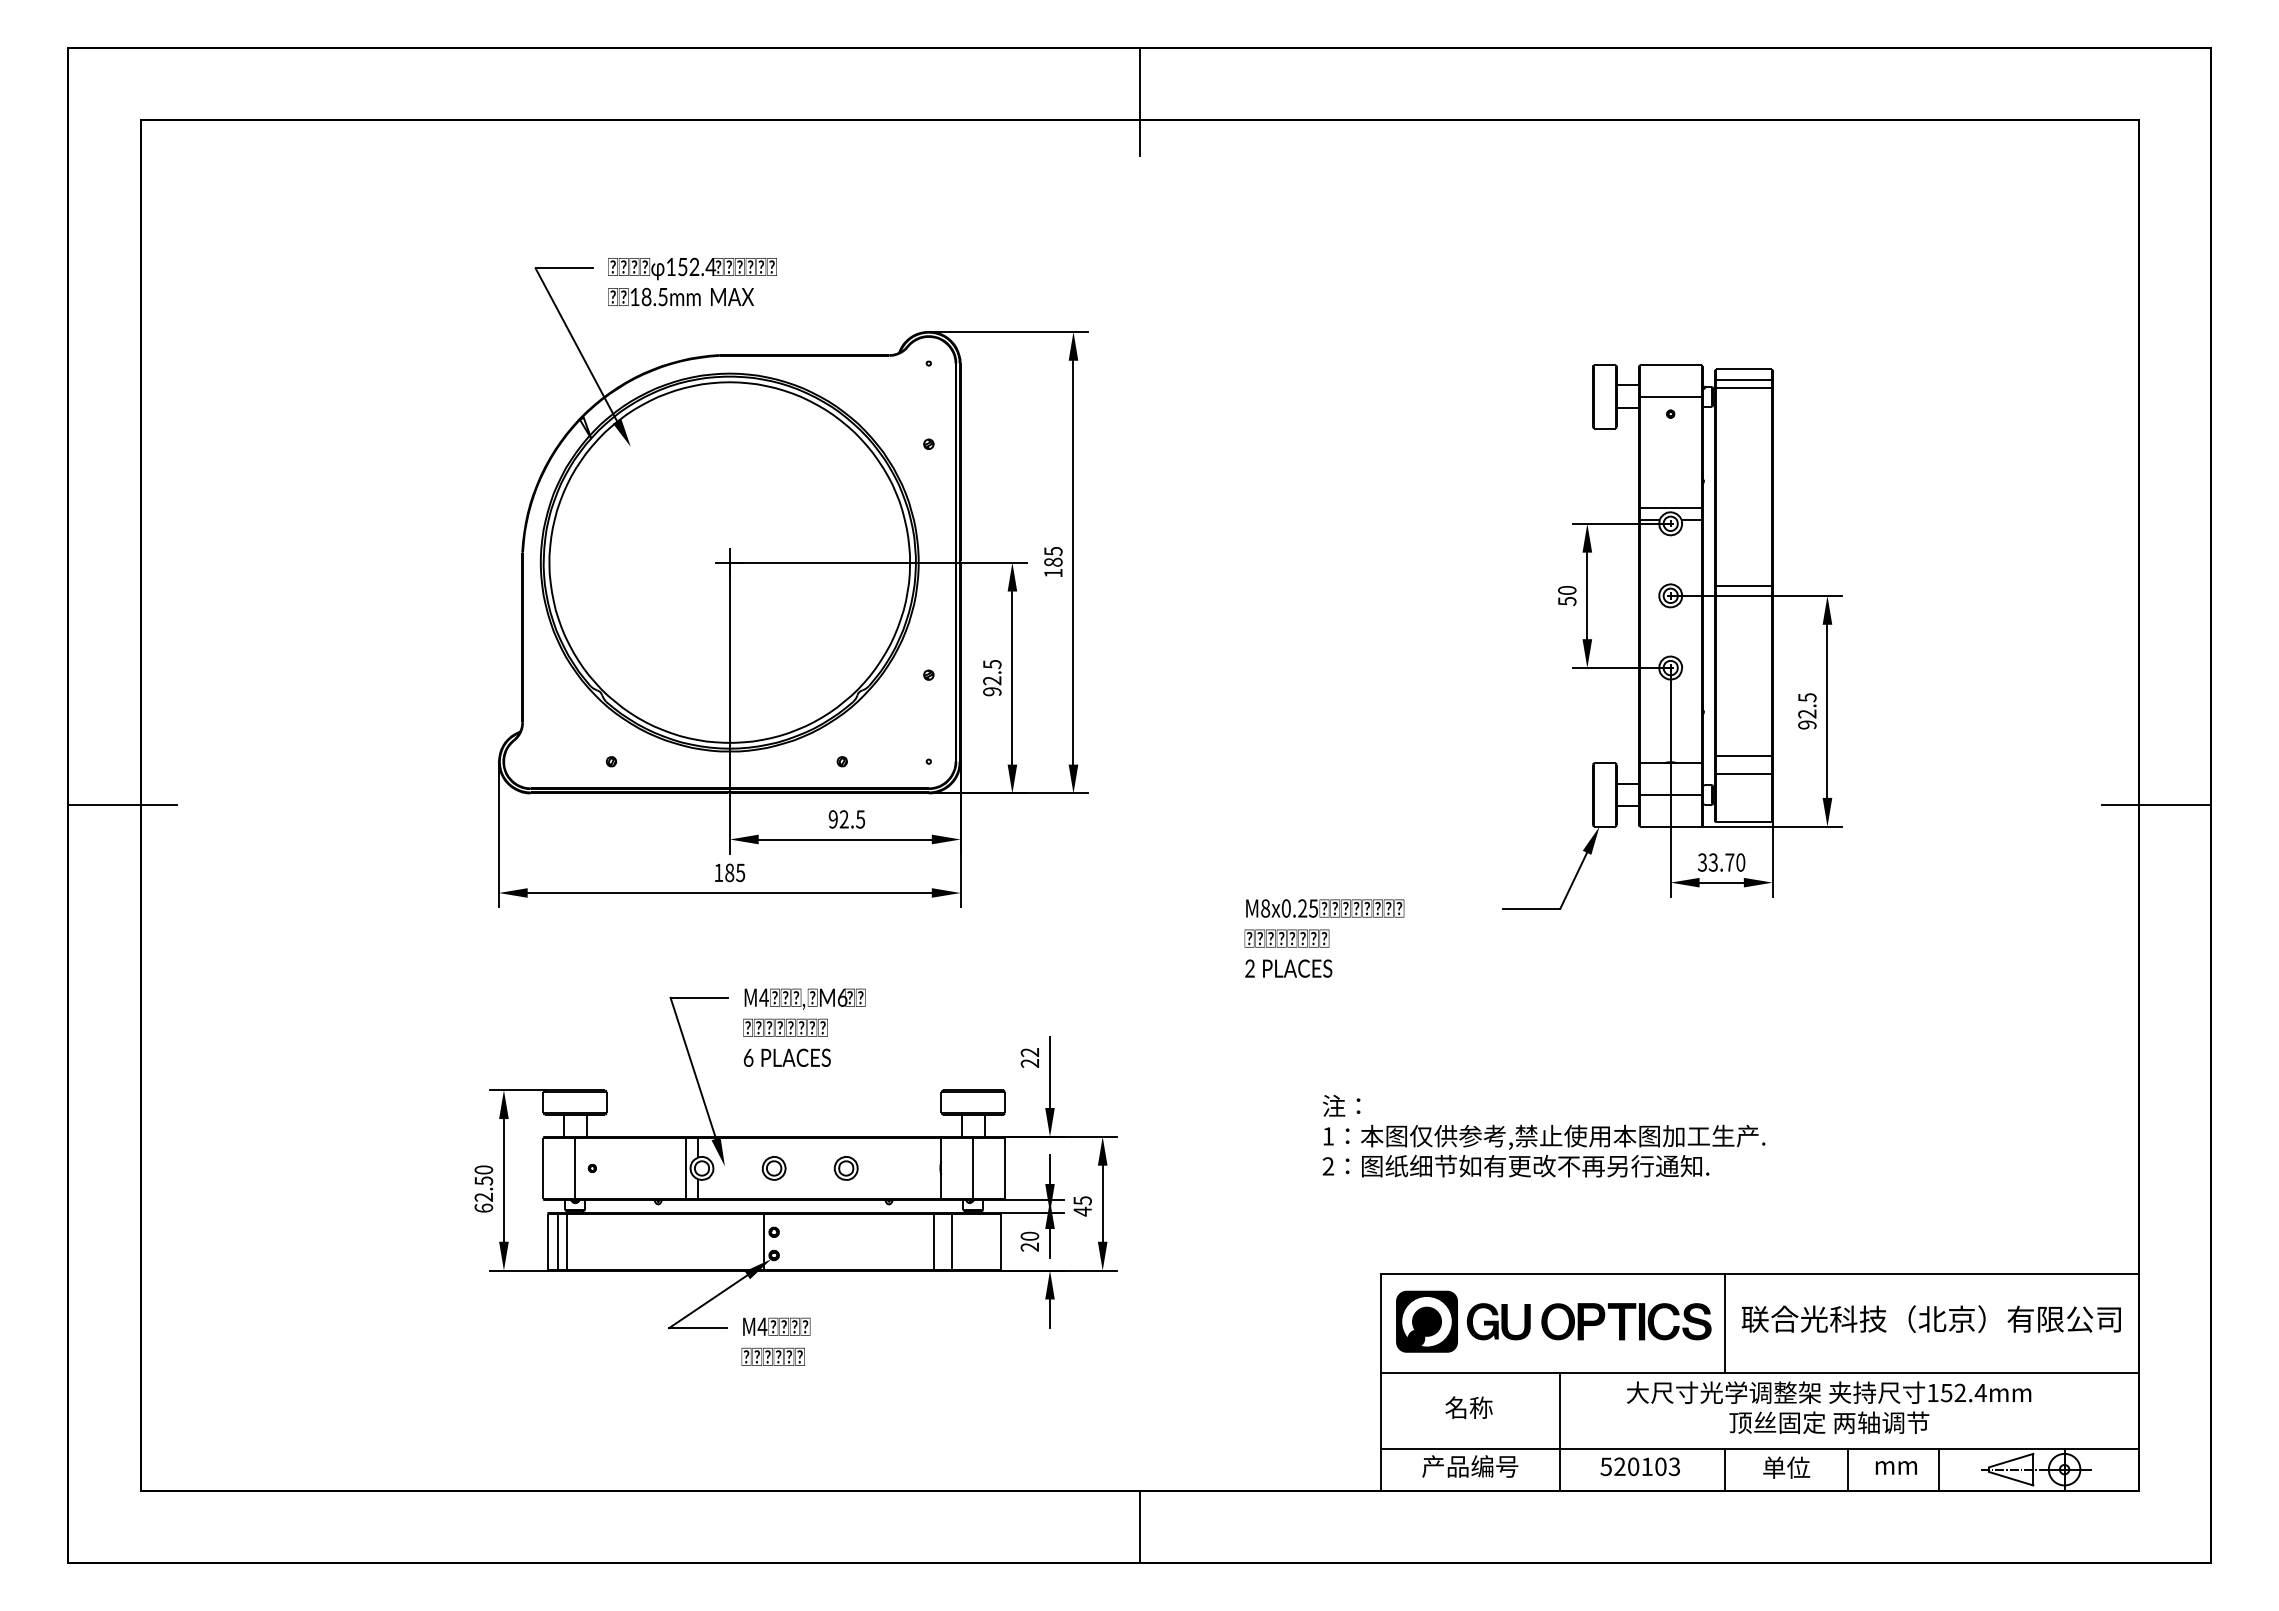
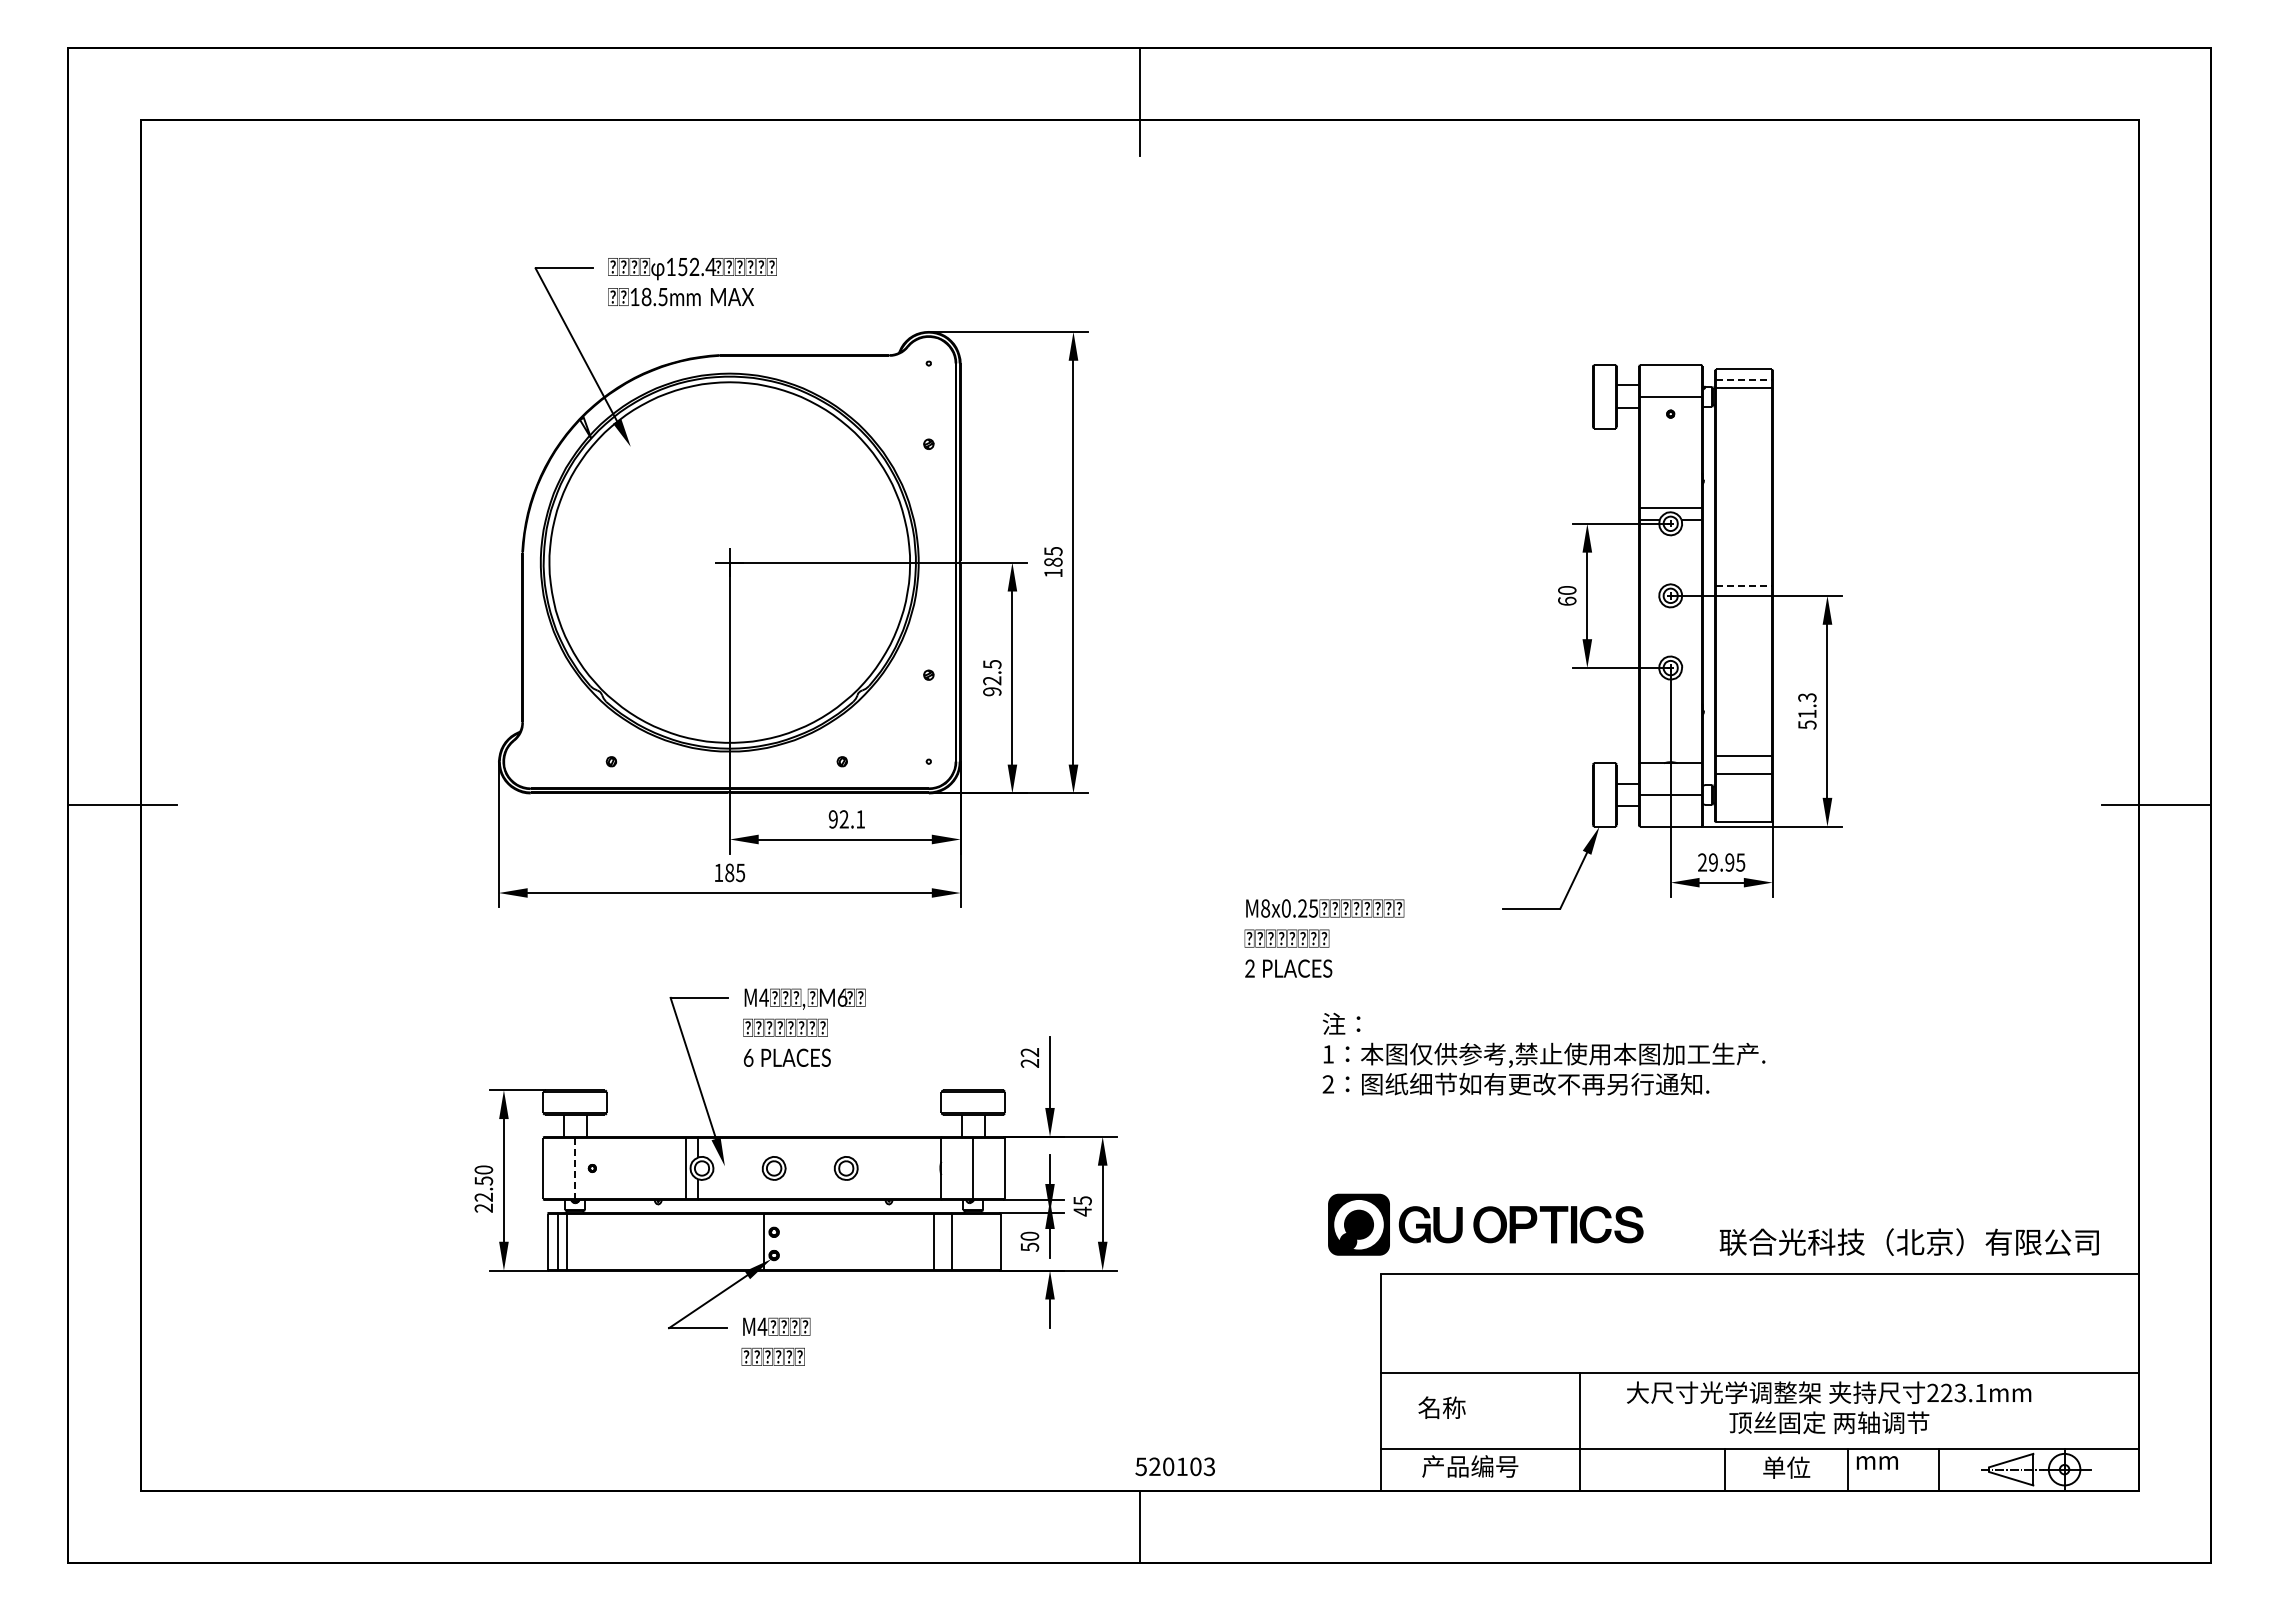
line: solid -> dashed (1744, 379)
line: solid -> dashed (1744, 585)
text: 50 -> 60 (1567, 601)
text: 92.5 -> 51.3 (1807, 711)
text: 92.5 -> 92.1 (860, 819)
text: 33.70 -> 29.95 (1721, 862)
text position: (1543, 1135) -> (1543, 1053) (1543, 1053)
line: solid -> dashed (575, 1168)
text: 62.50 -> 22.50 (483, 1207)
text: 20 -> 50 (1029, 1246)
text position: (1930, 1318) -> (1908, 1241) (1908, 1241)
part position: (1553, 1321) -> (1485, 1224) (1485, 1224)
line: present -> none (1724, 1323)
text: 152.4mm -> 223.1mm (1956, 1392)
text position: (1468, 1407) -> (1441, 1407) (1441, 1407)
line position: (1559, 1431) -> (1579, 1431) (1579, 1431)
text position: (1639, 1466) -> (1174, 1466) (1174, 1466)
text position: (1895, 1467) -> (1876, 1462) (1876, 1462)
